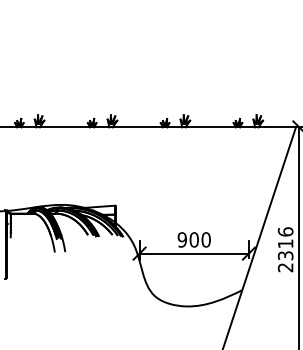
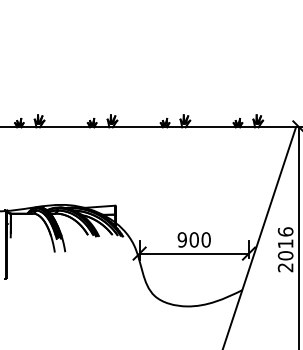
text: 2316 -> 2016 (285, 255)
